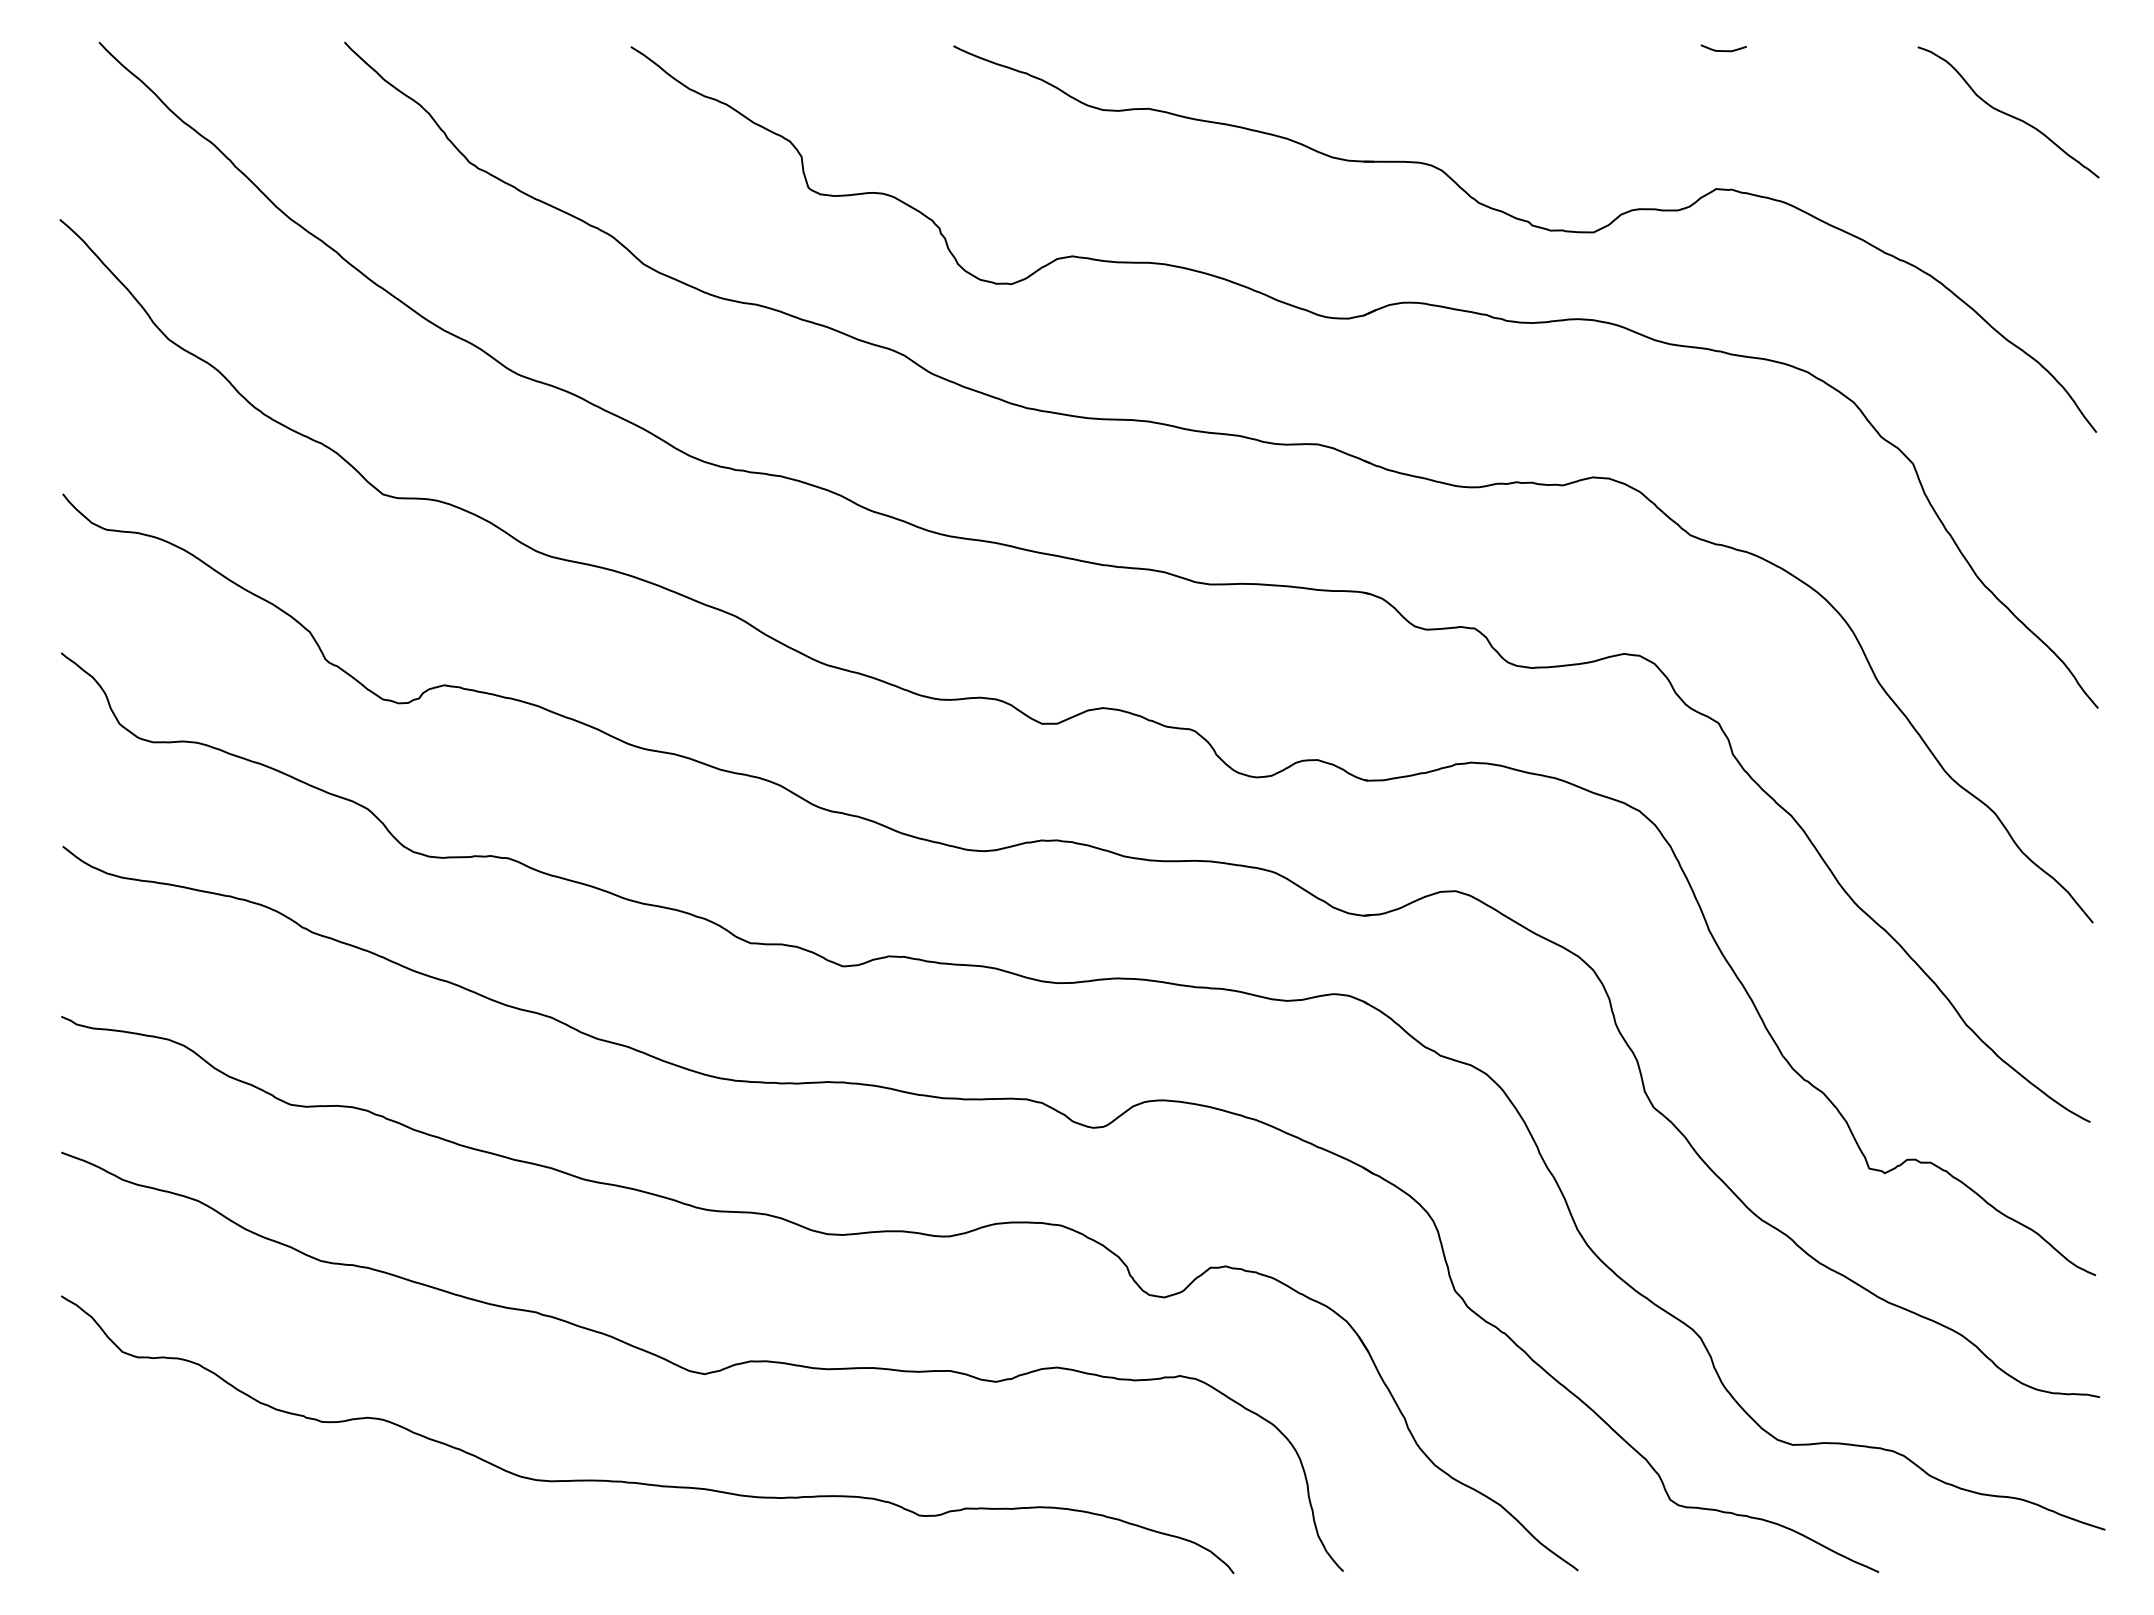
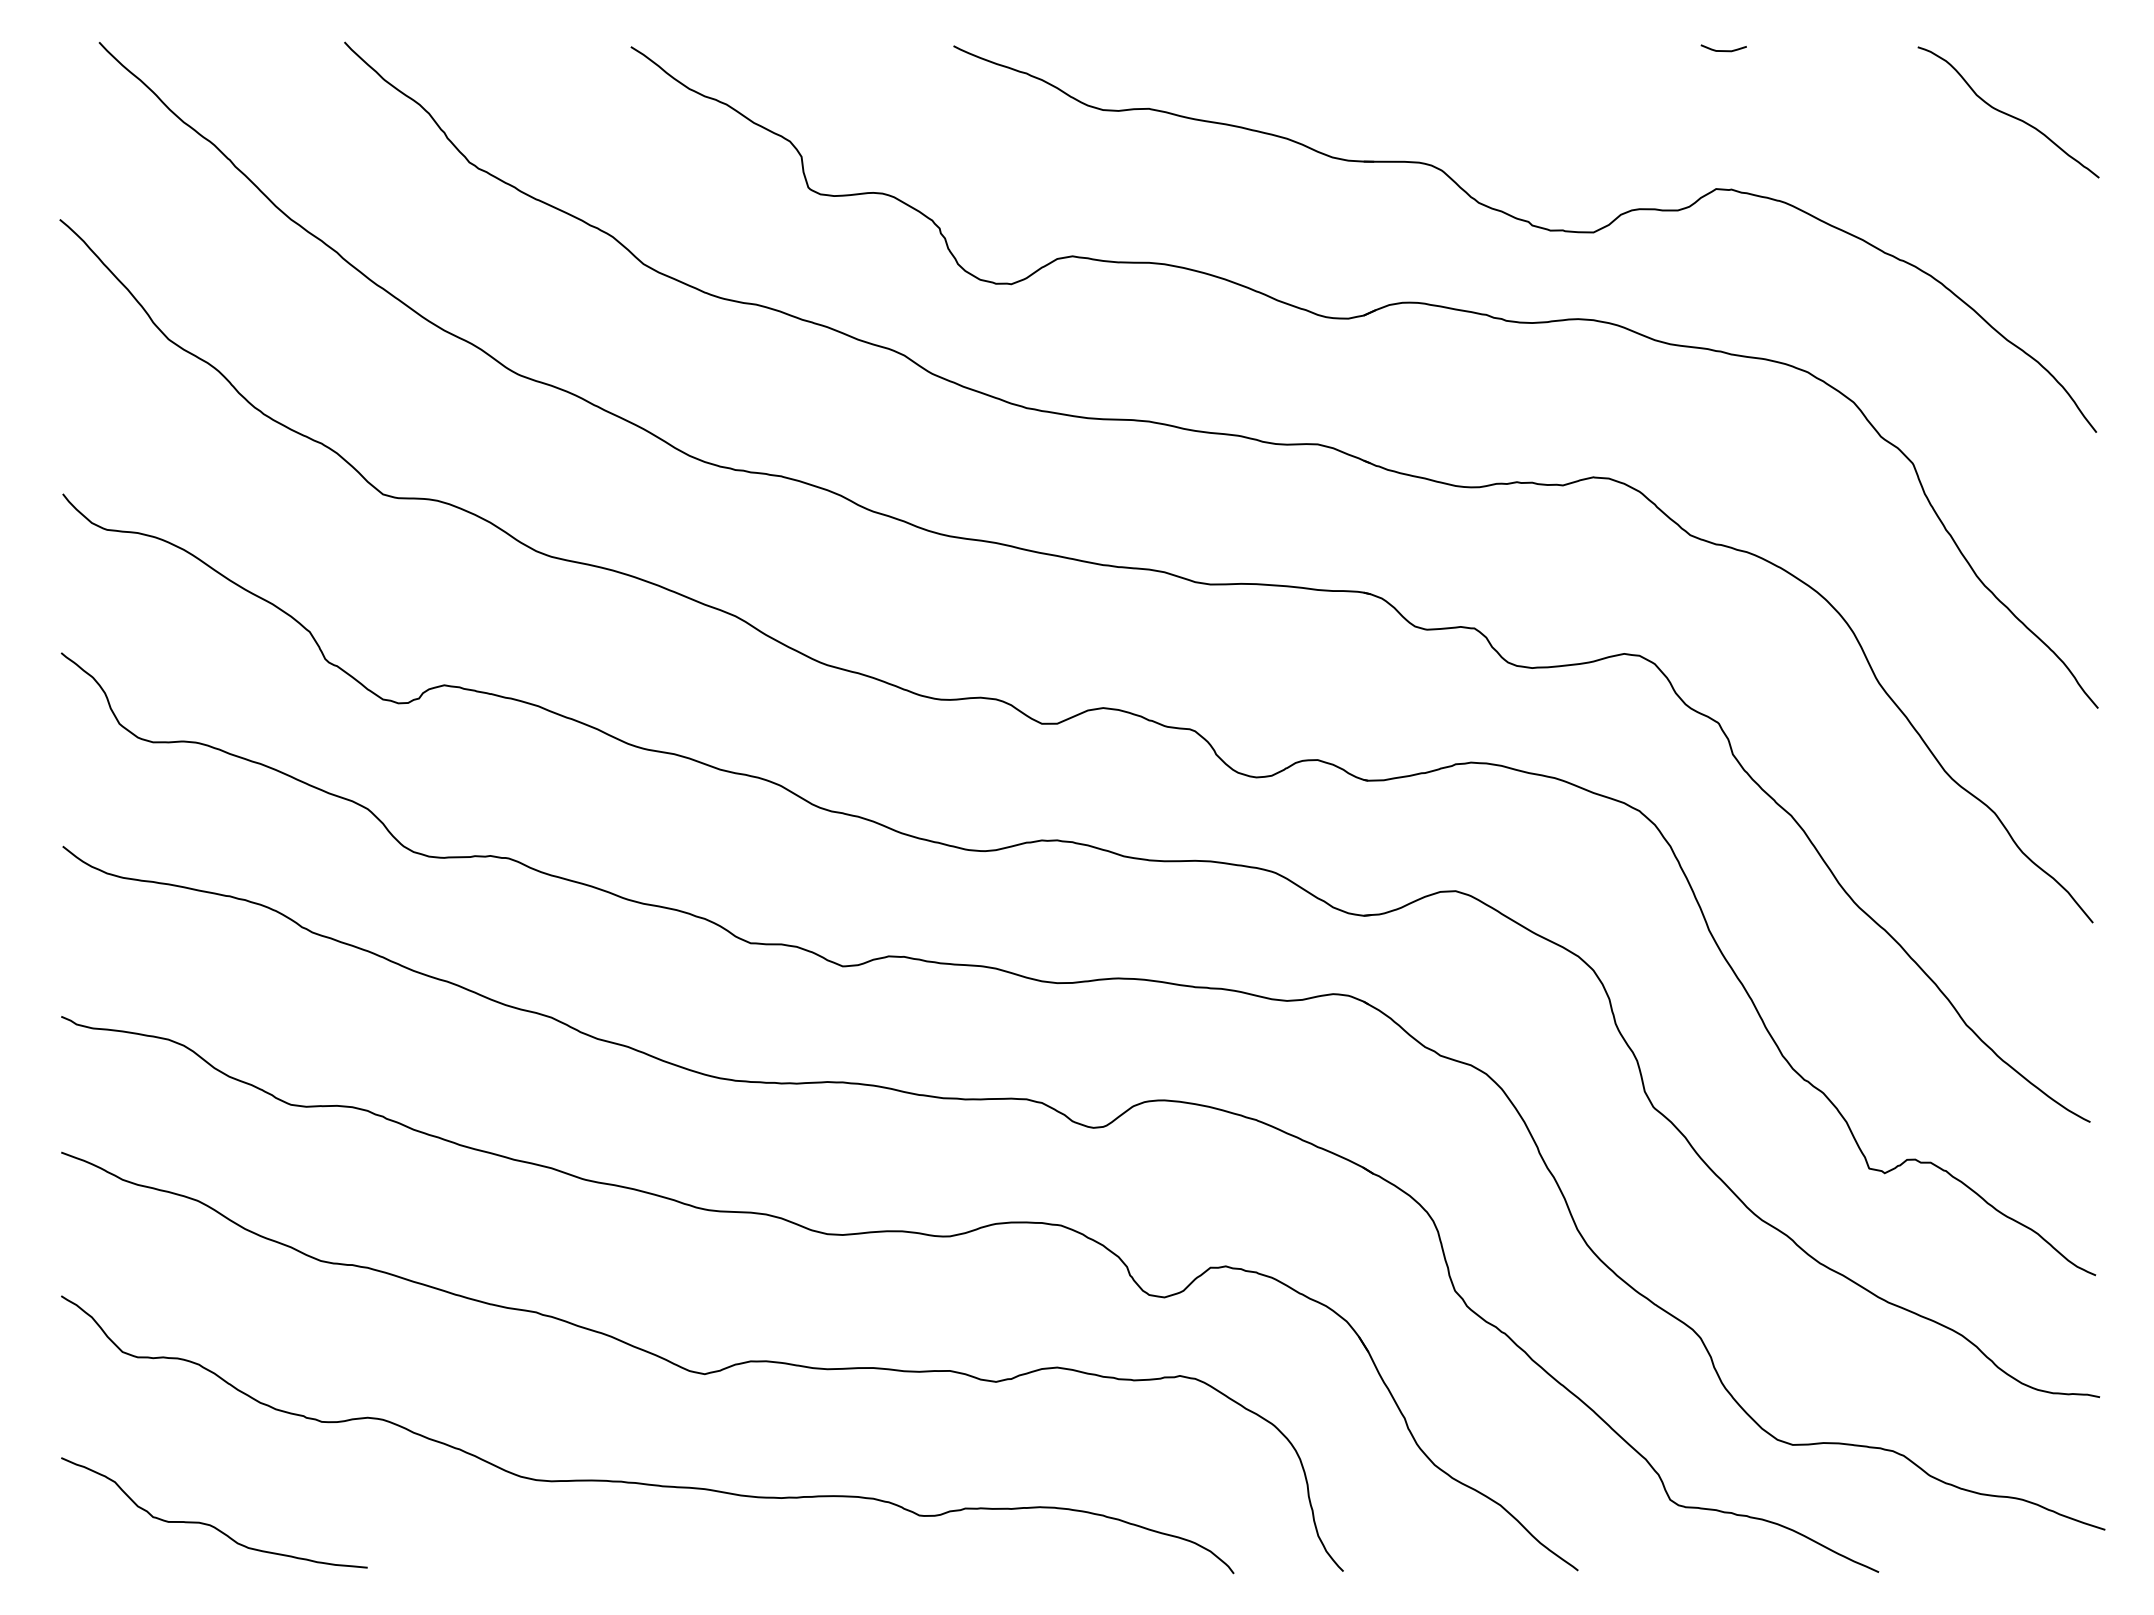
curve: none -> present (210, 1524)
